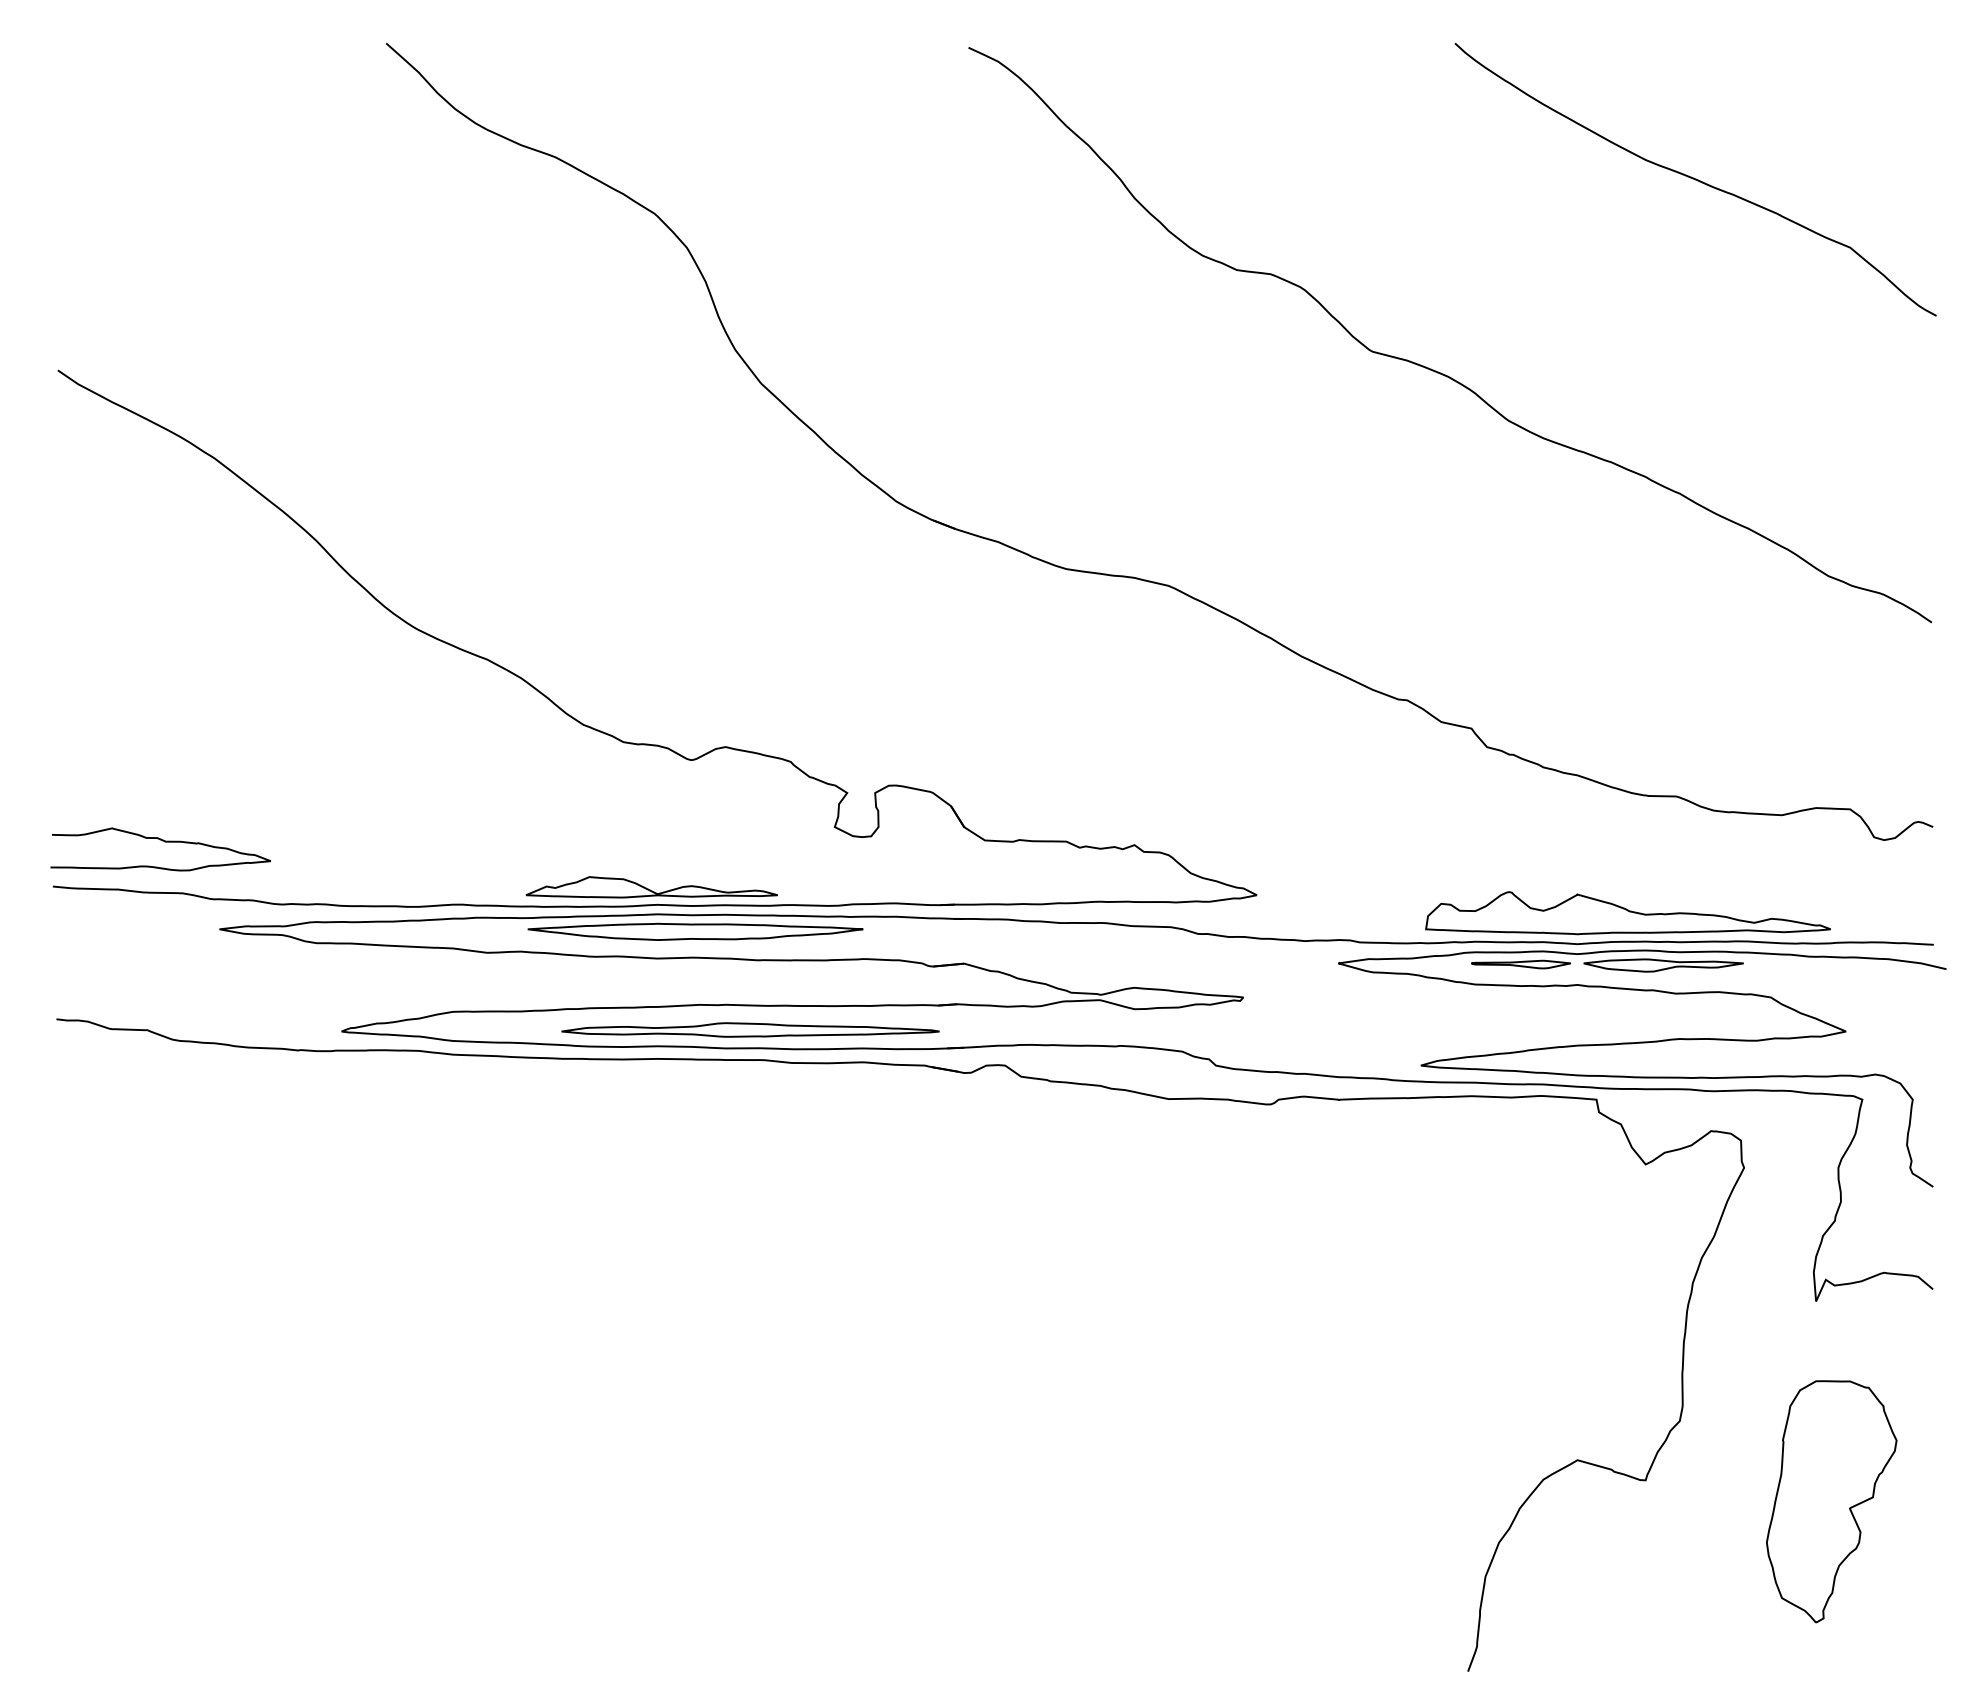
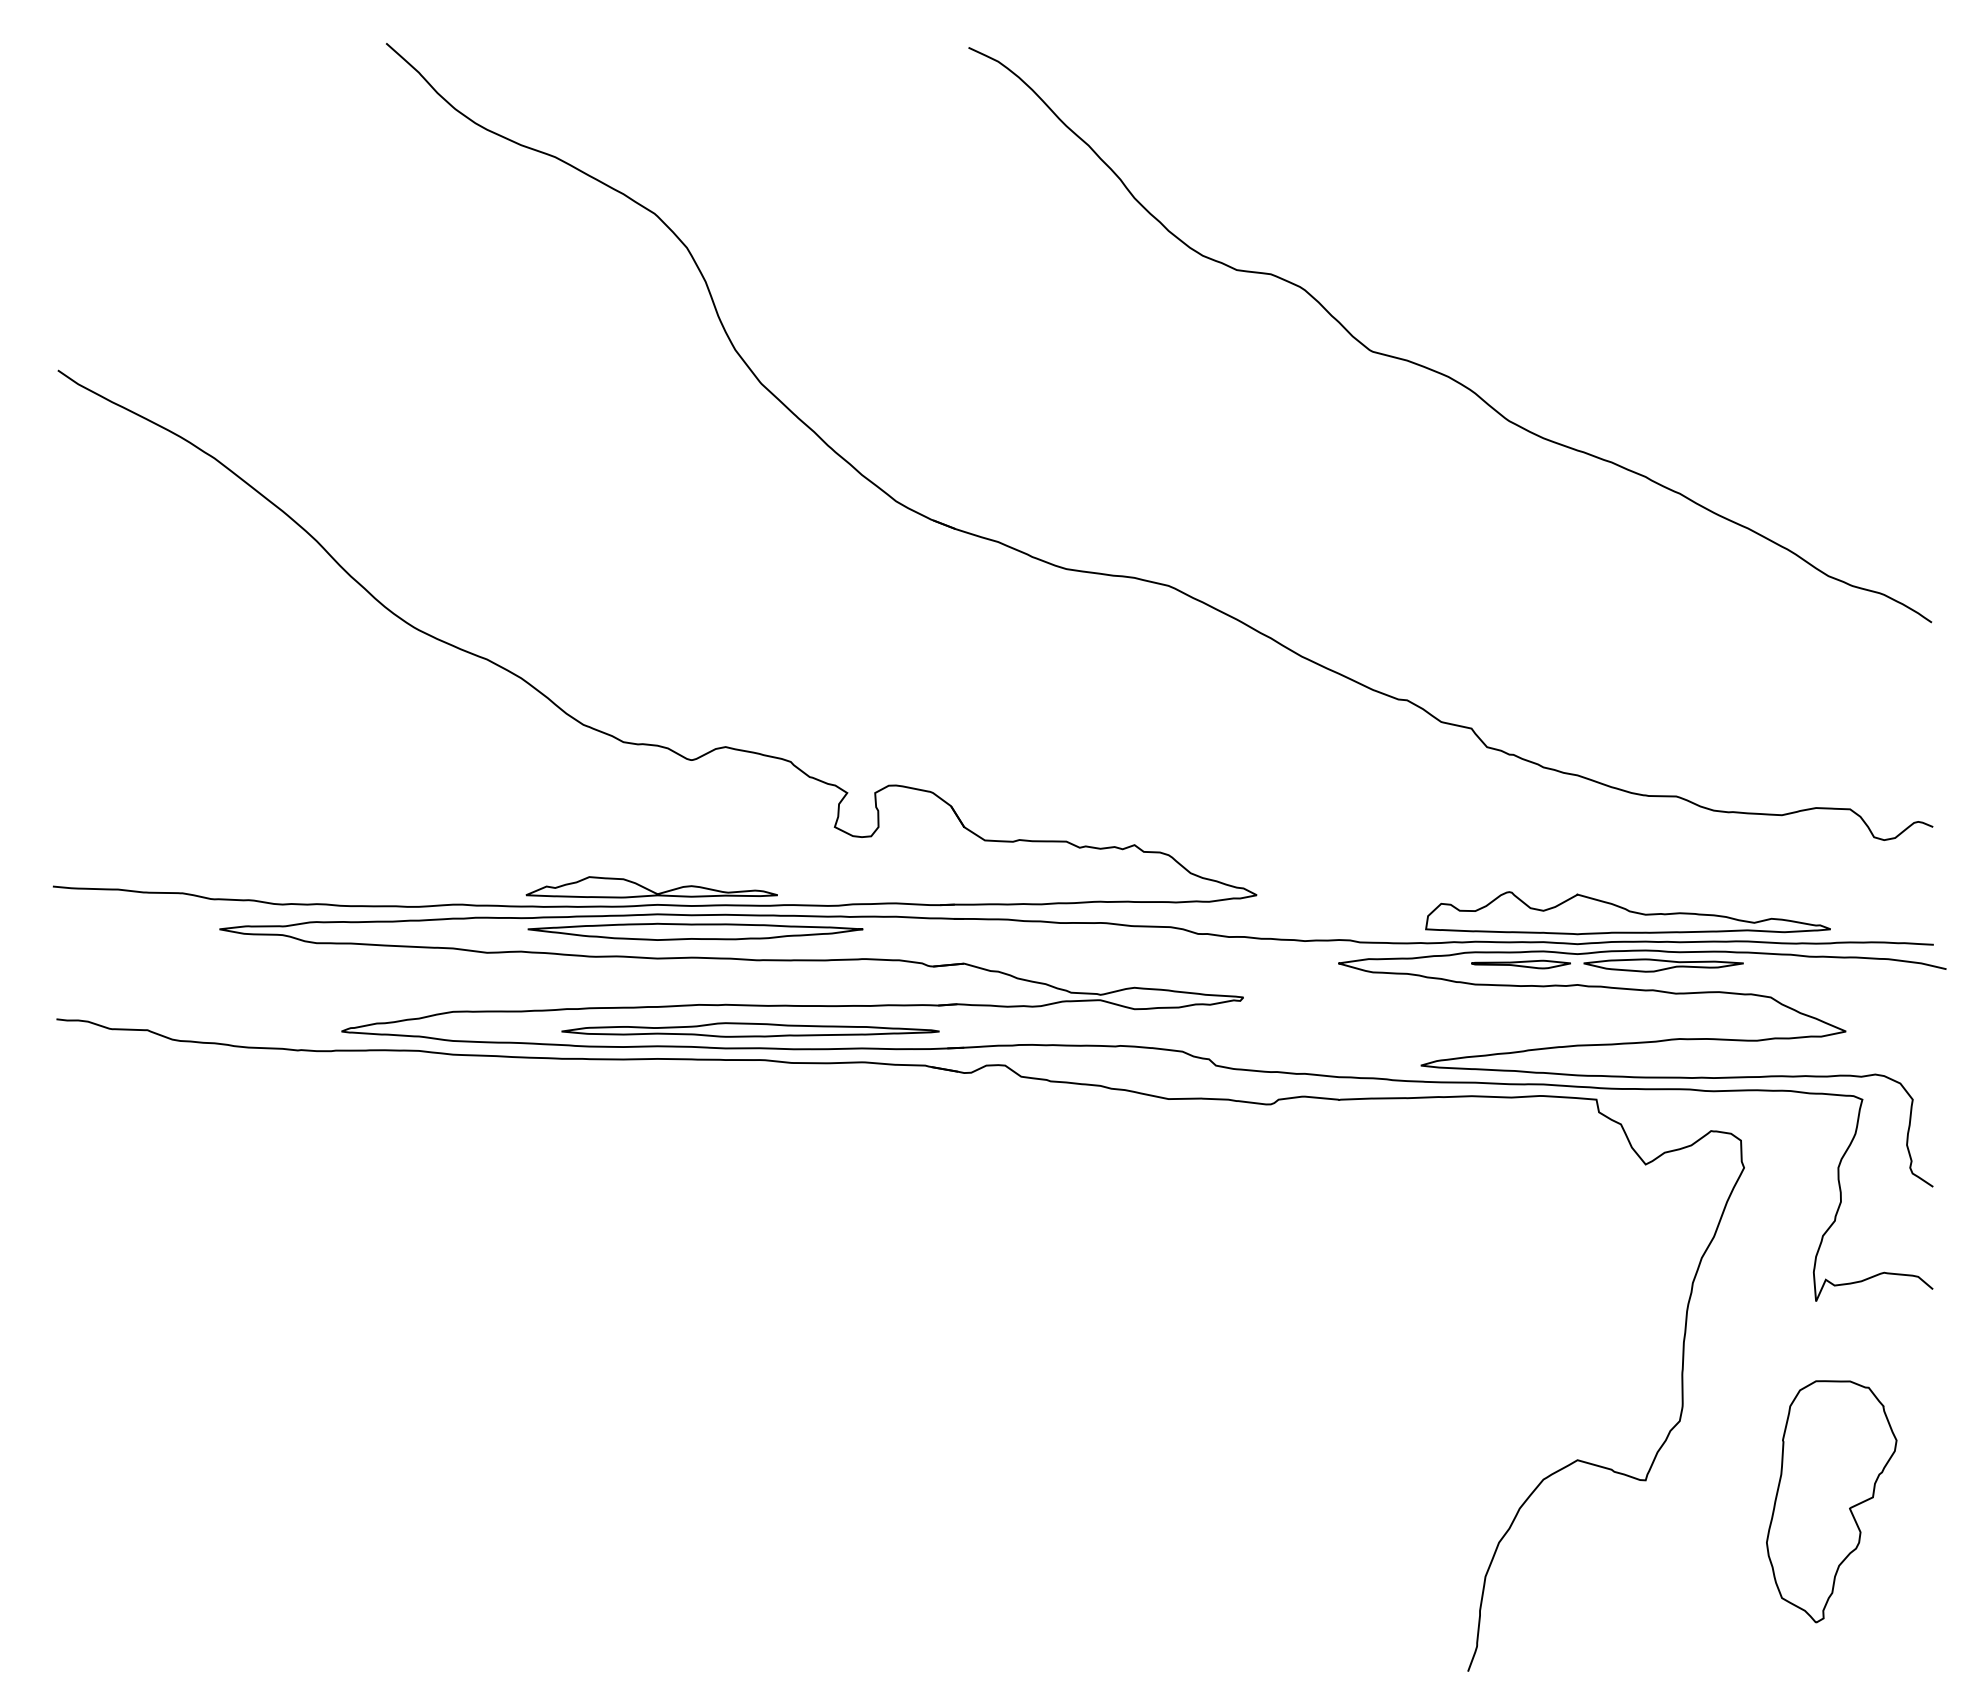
curve: present -> none (1695, 179)
curve: present -> none (164, 842)
